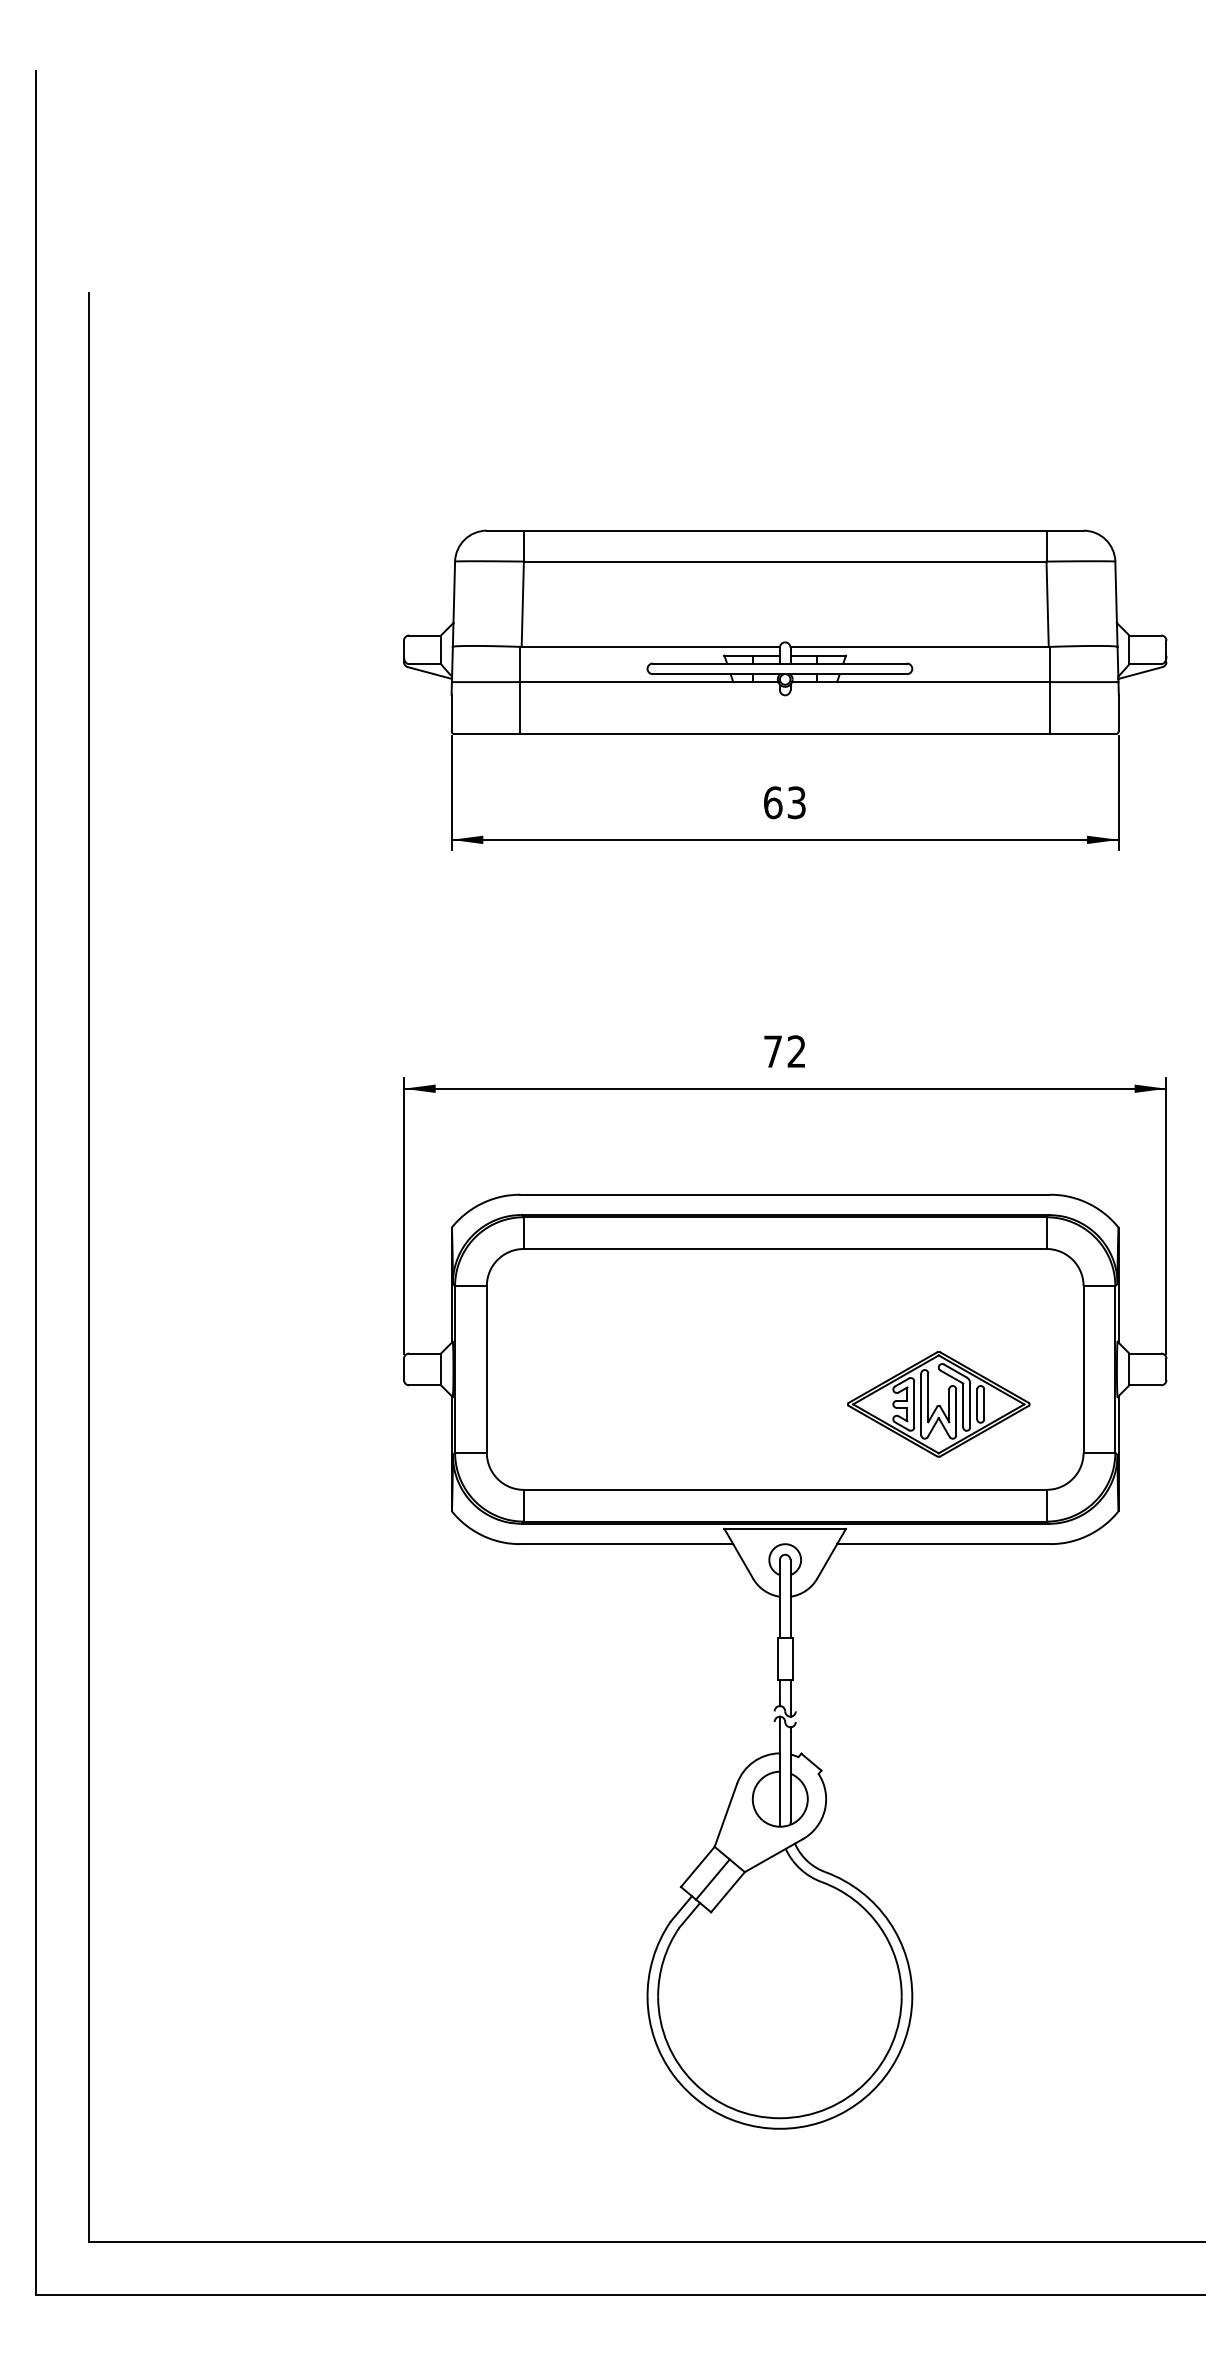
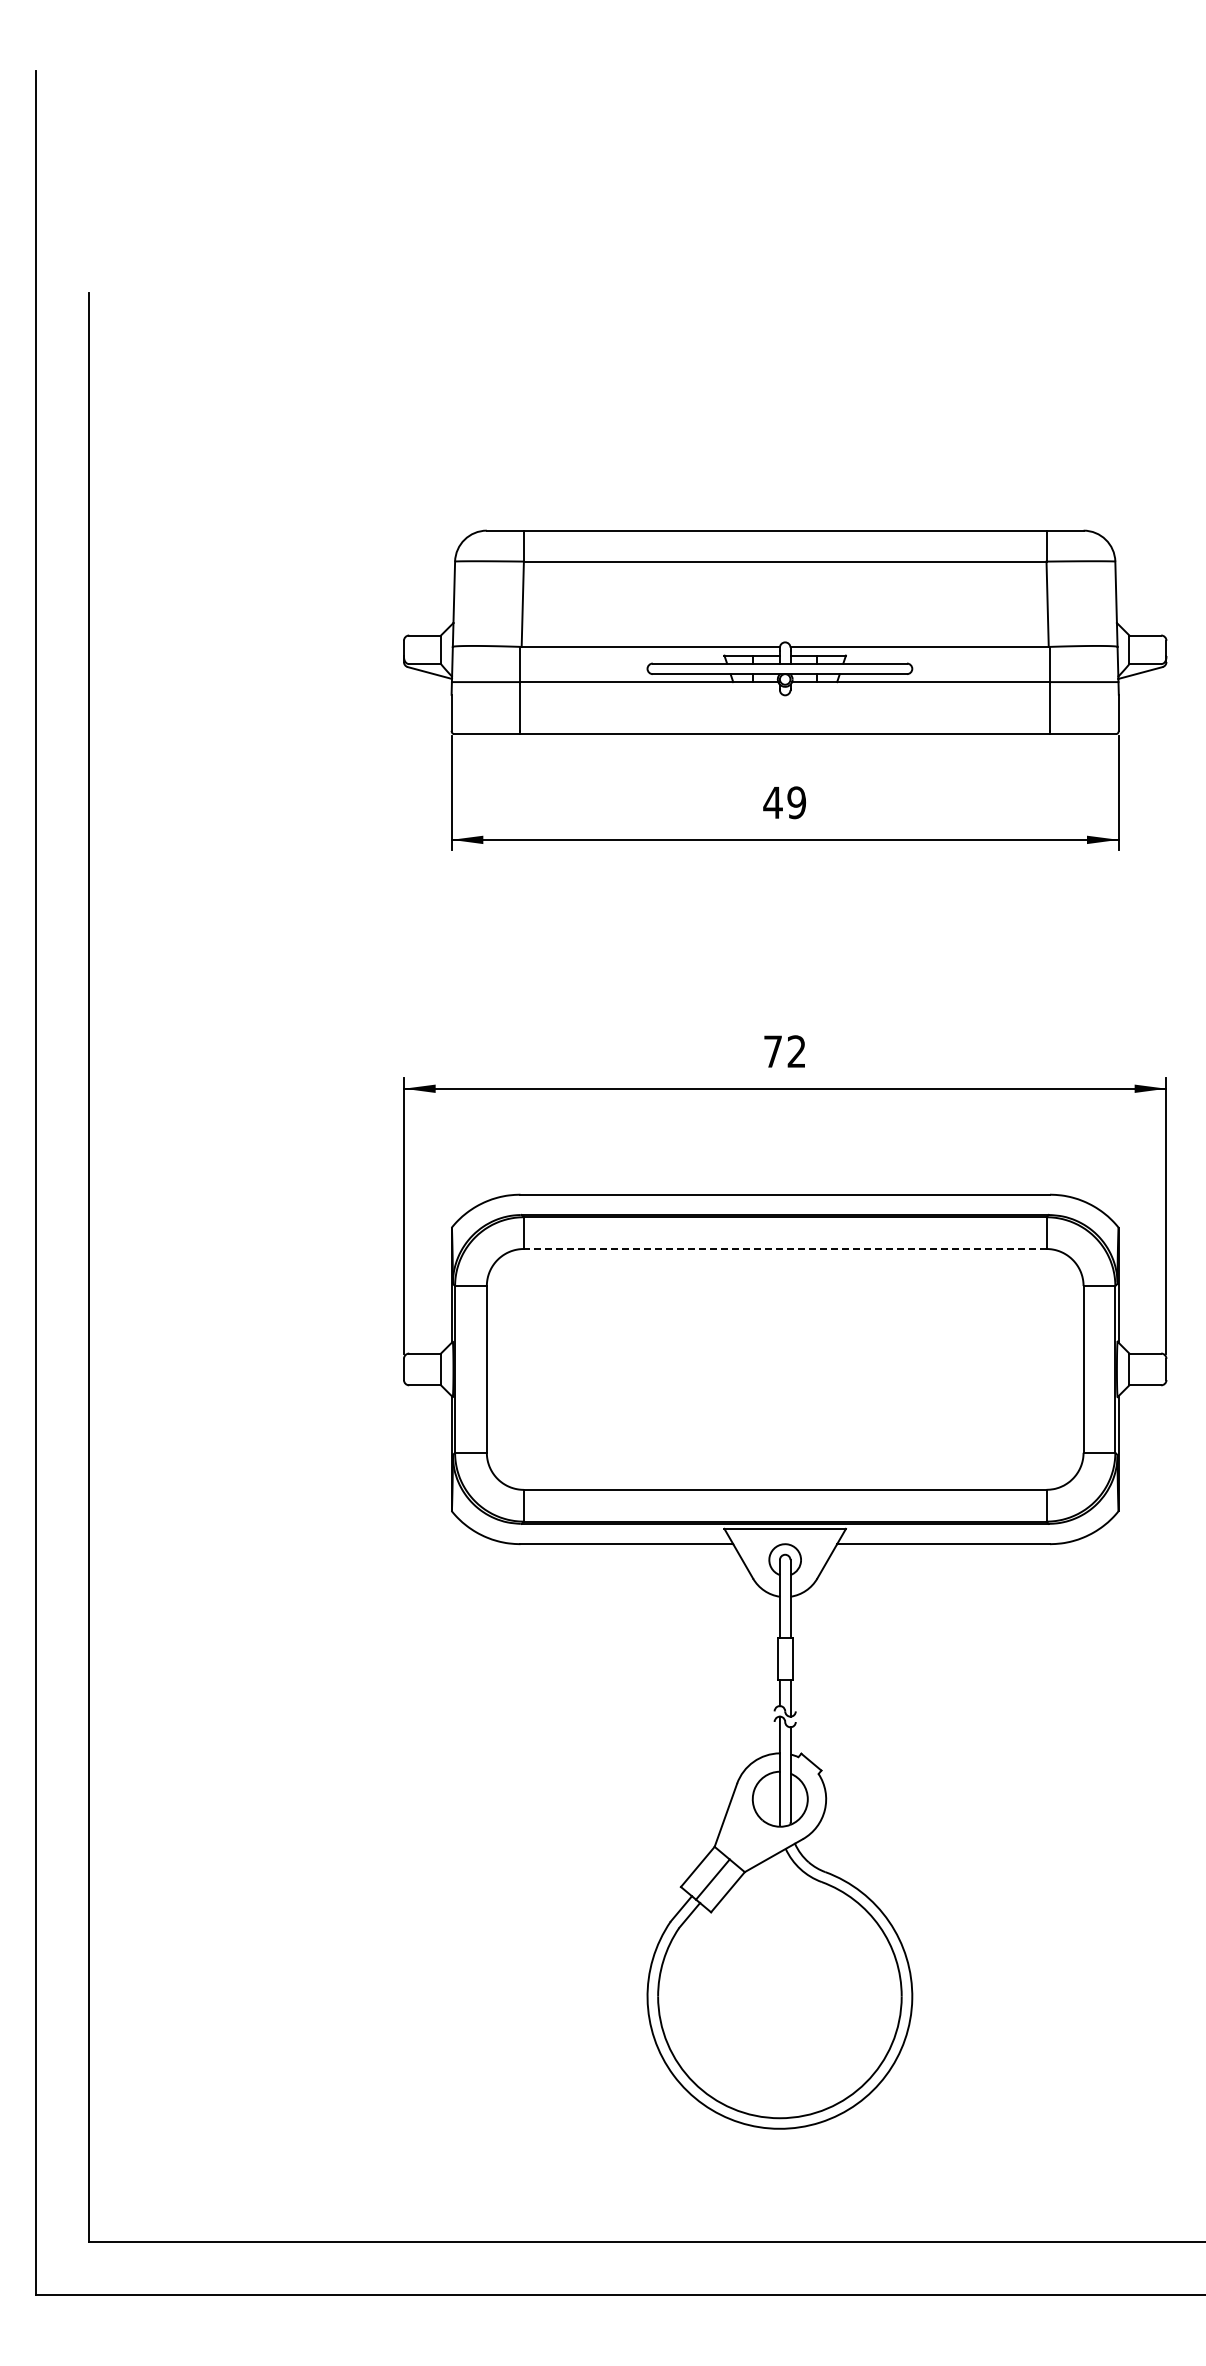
text: 63 -> 49 (784, 802)
line: solid -> dashed (784, 1249)
part: present -> none (938, 1404)
